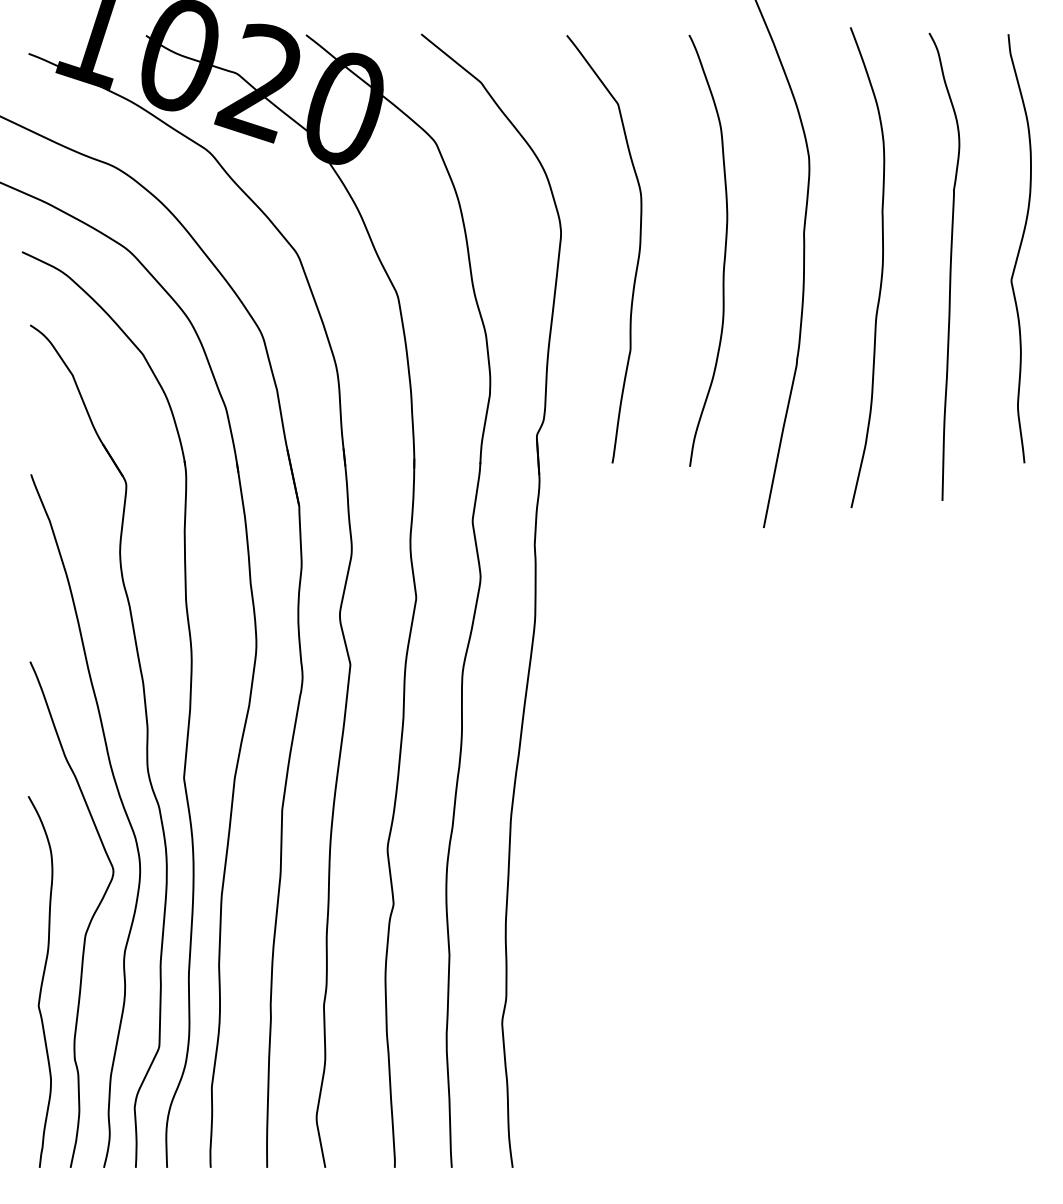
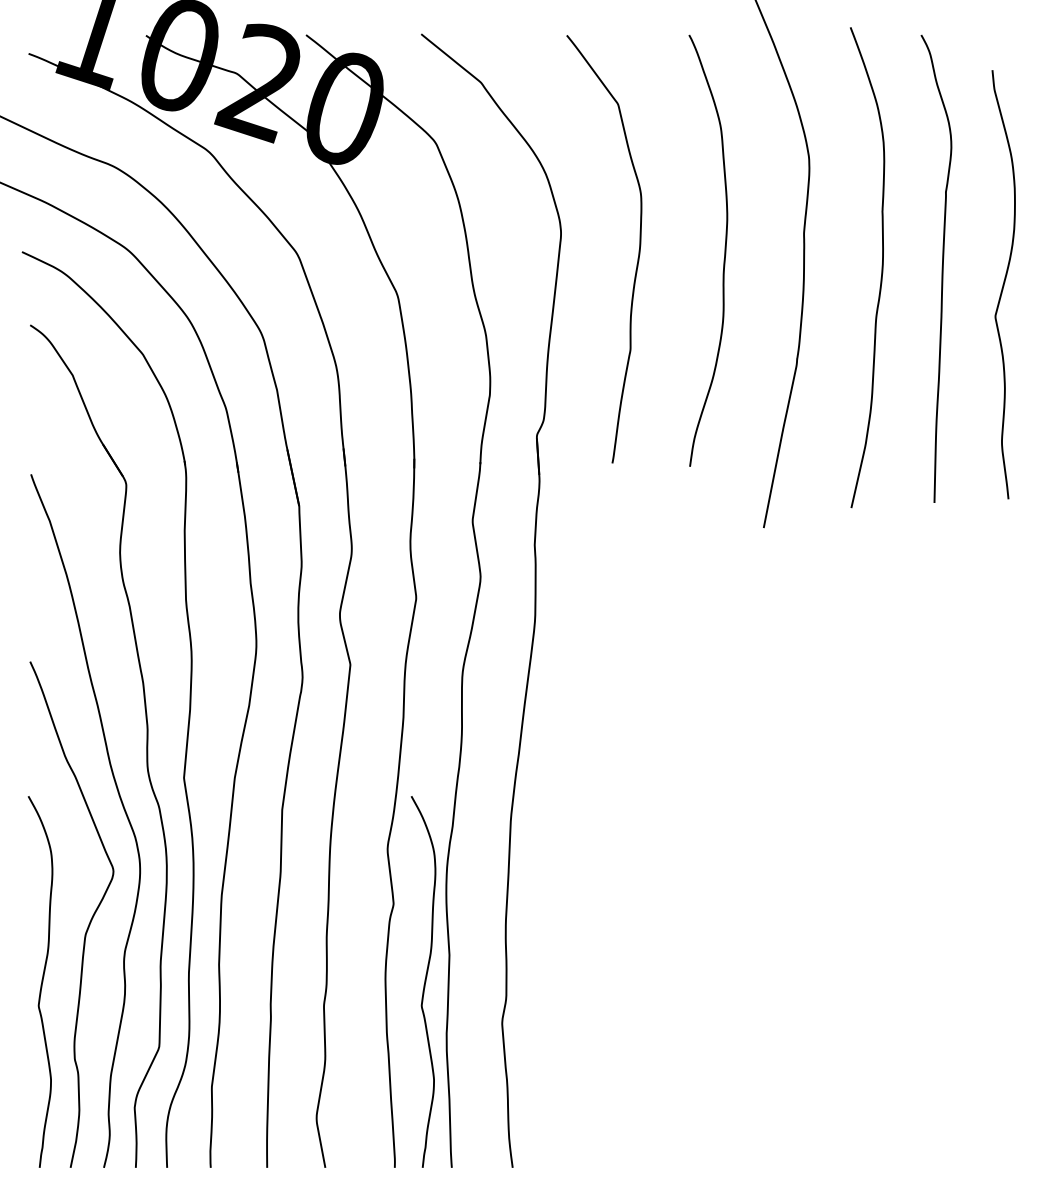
curve position: (1019, 248) -> (1003, 284) (1003, 284)
curve position: (949, 266) -> (941, 268) (941, 268)
curve: none -> present (424, 981)
